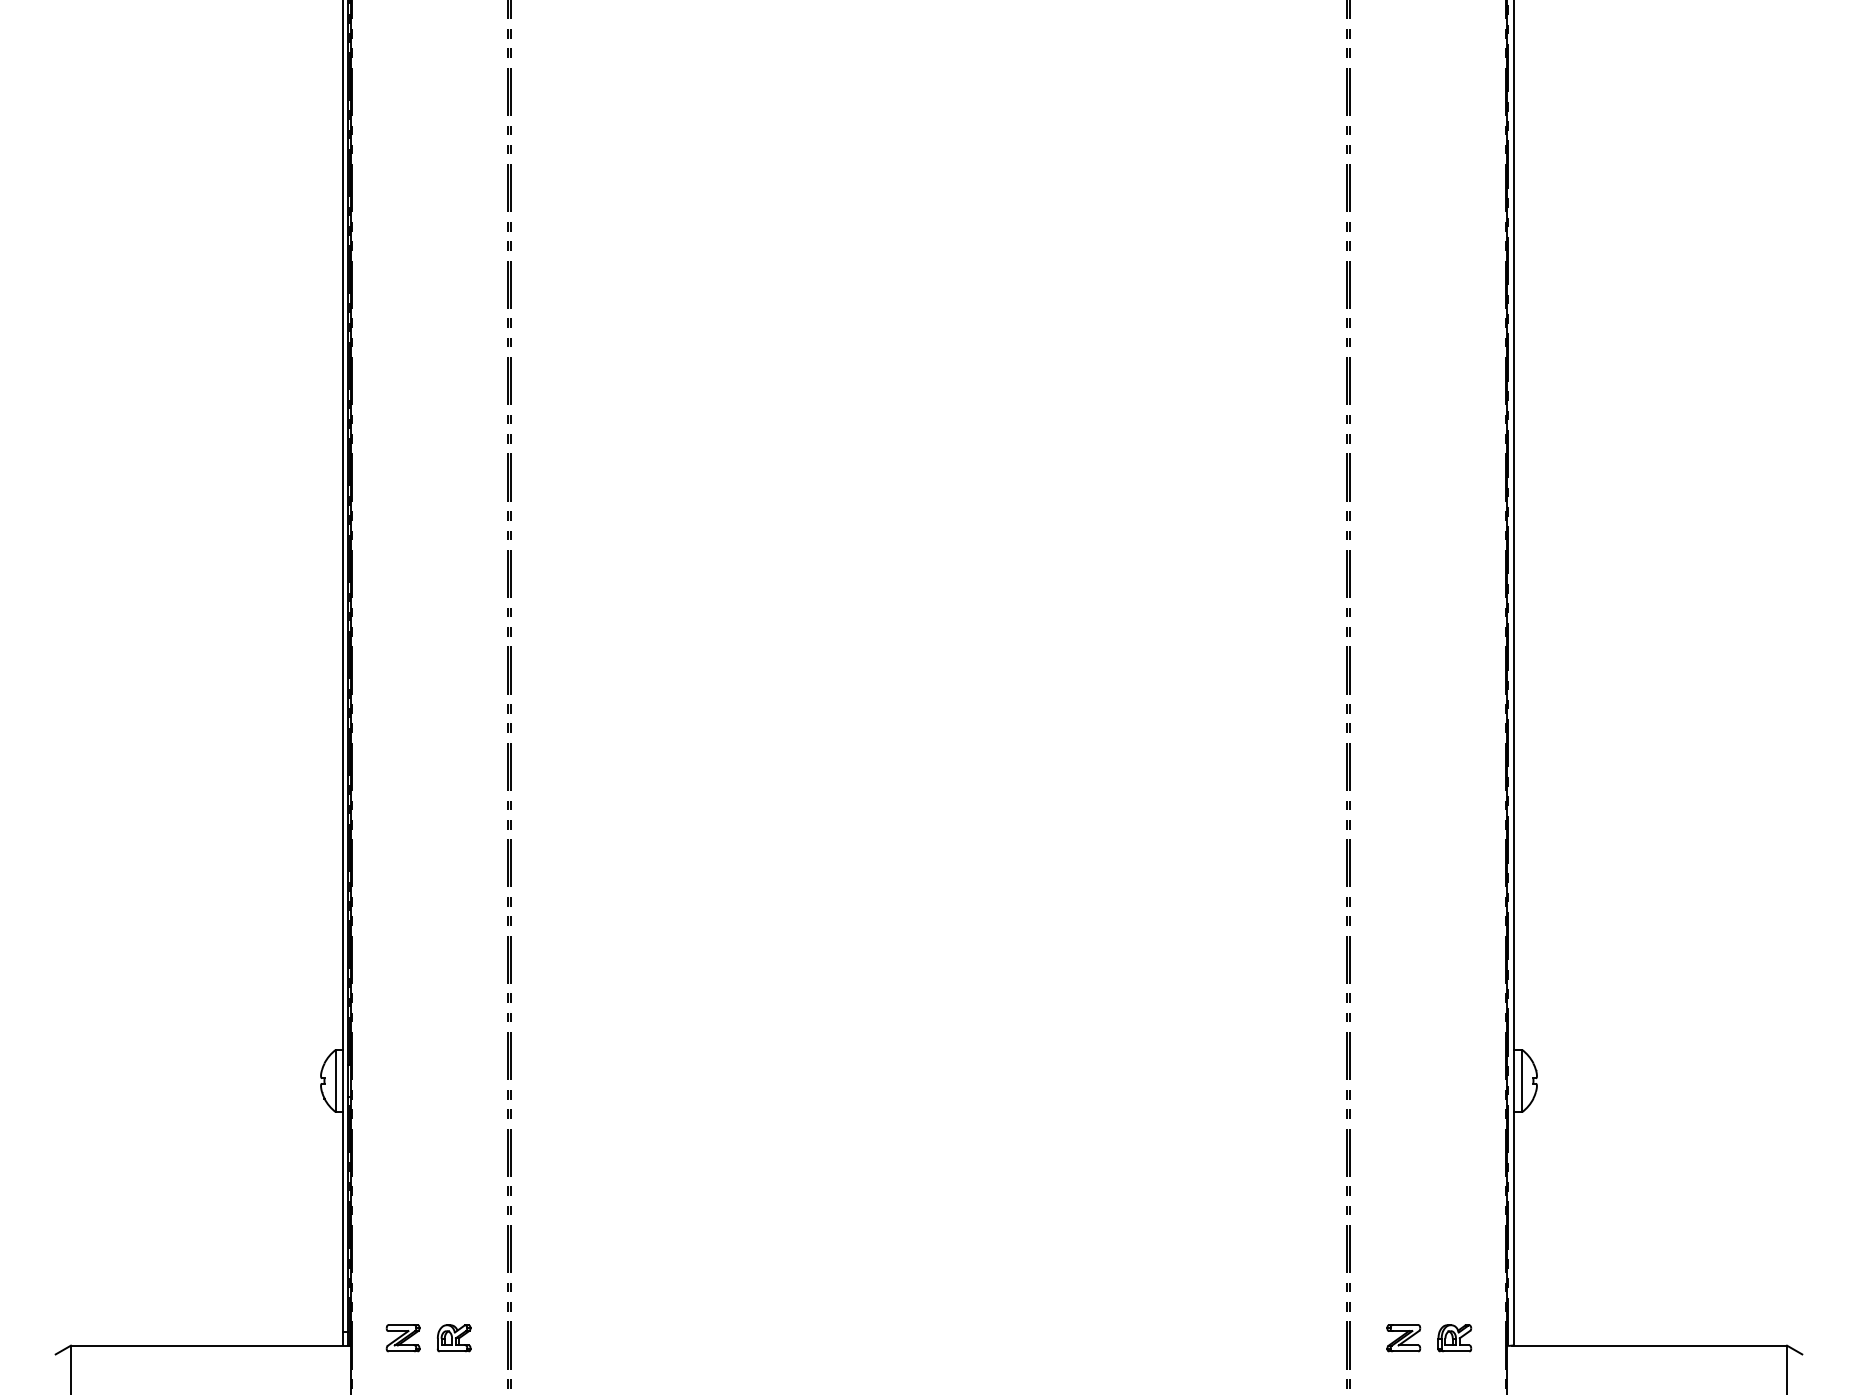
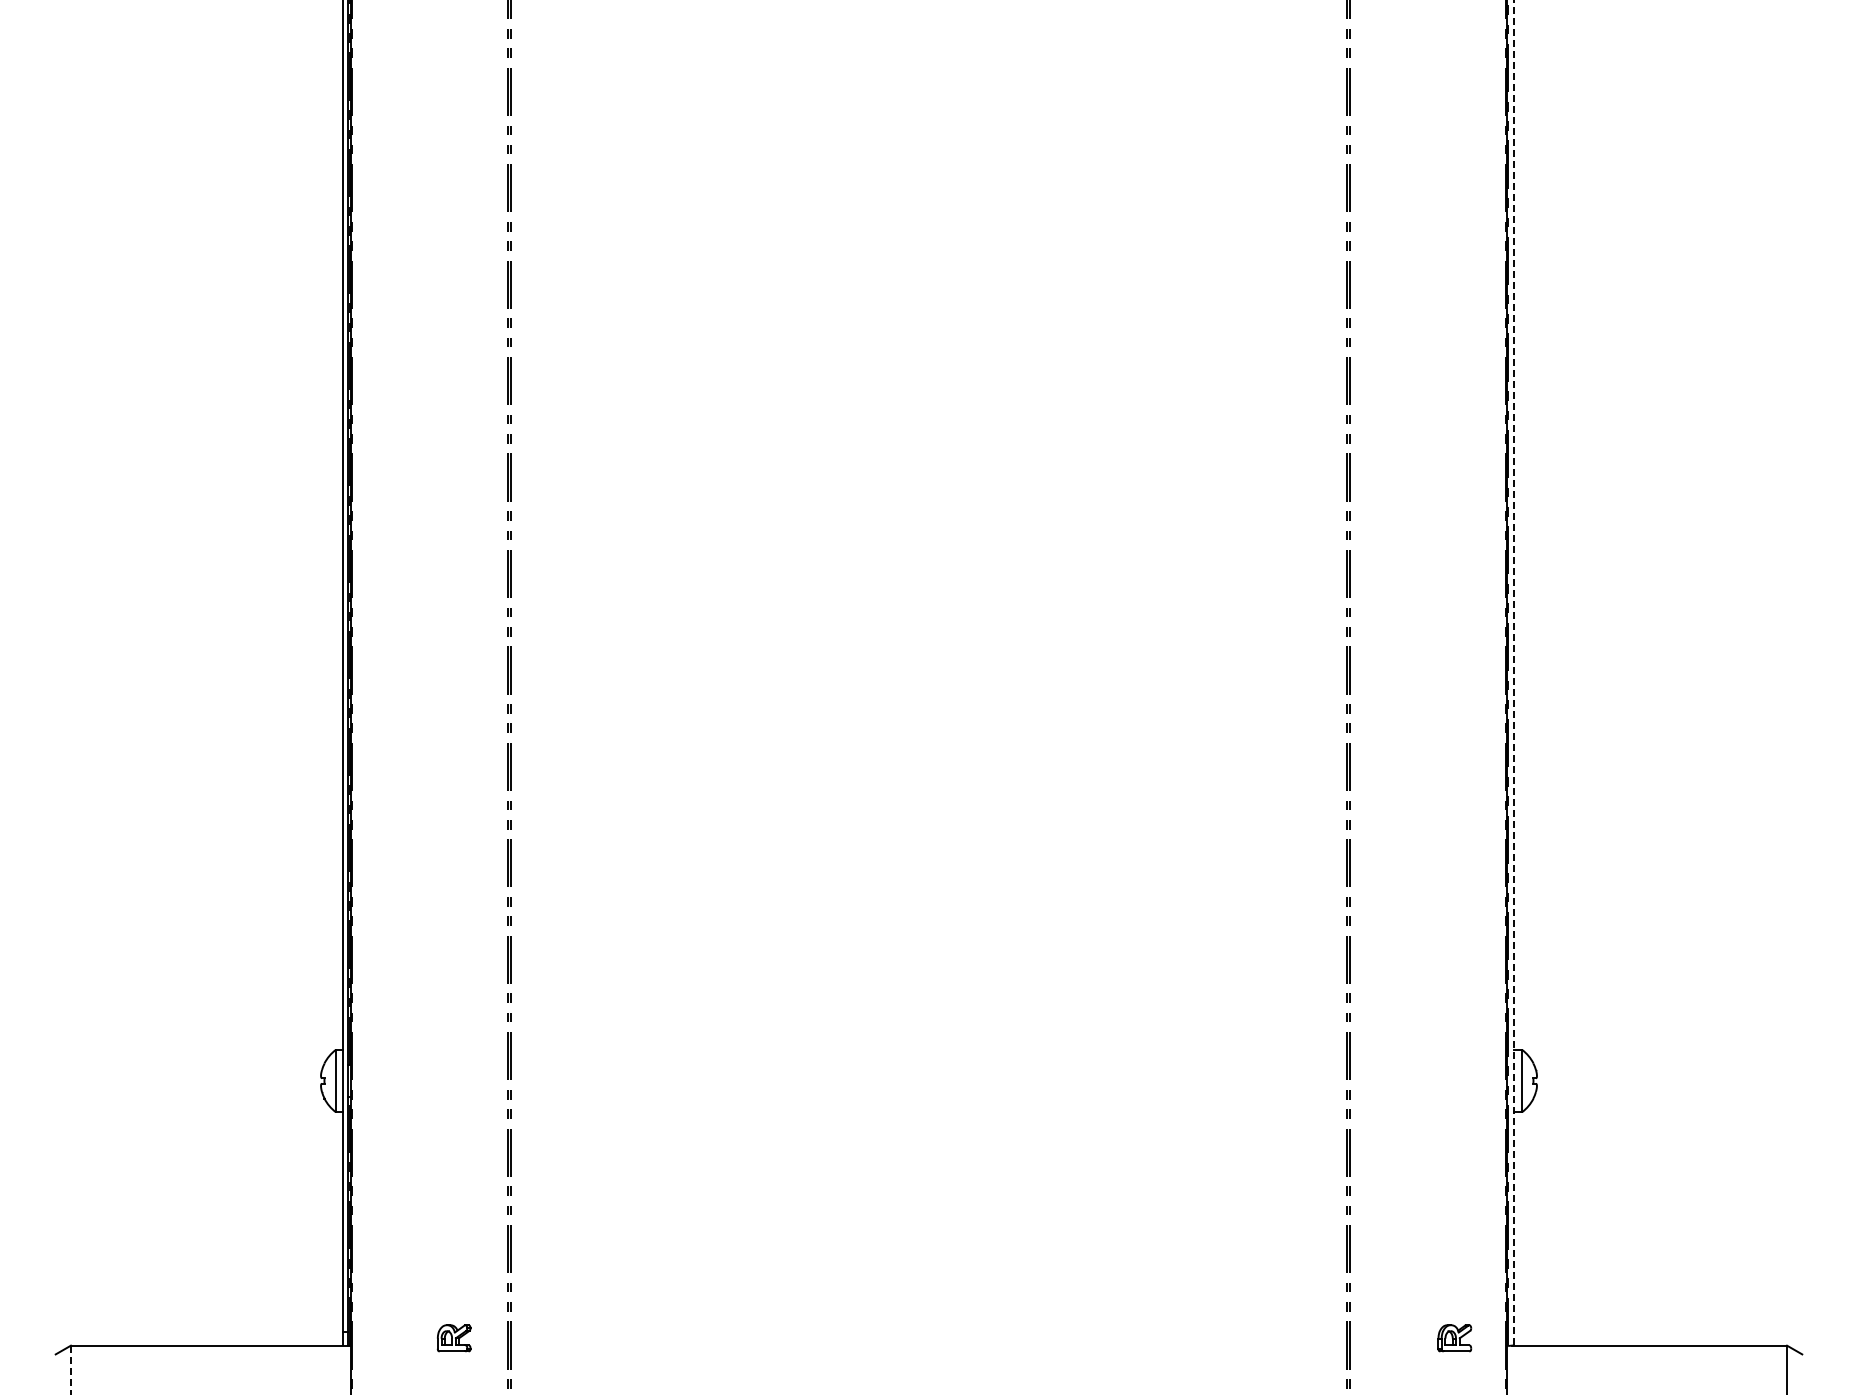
line: solid -> dashed (1514, 672)
part: present -> none (402, 1338)
part: present -> none (1403, 1338)
line: solid -> dashed (70, 1370)
